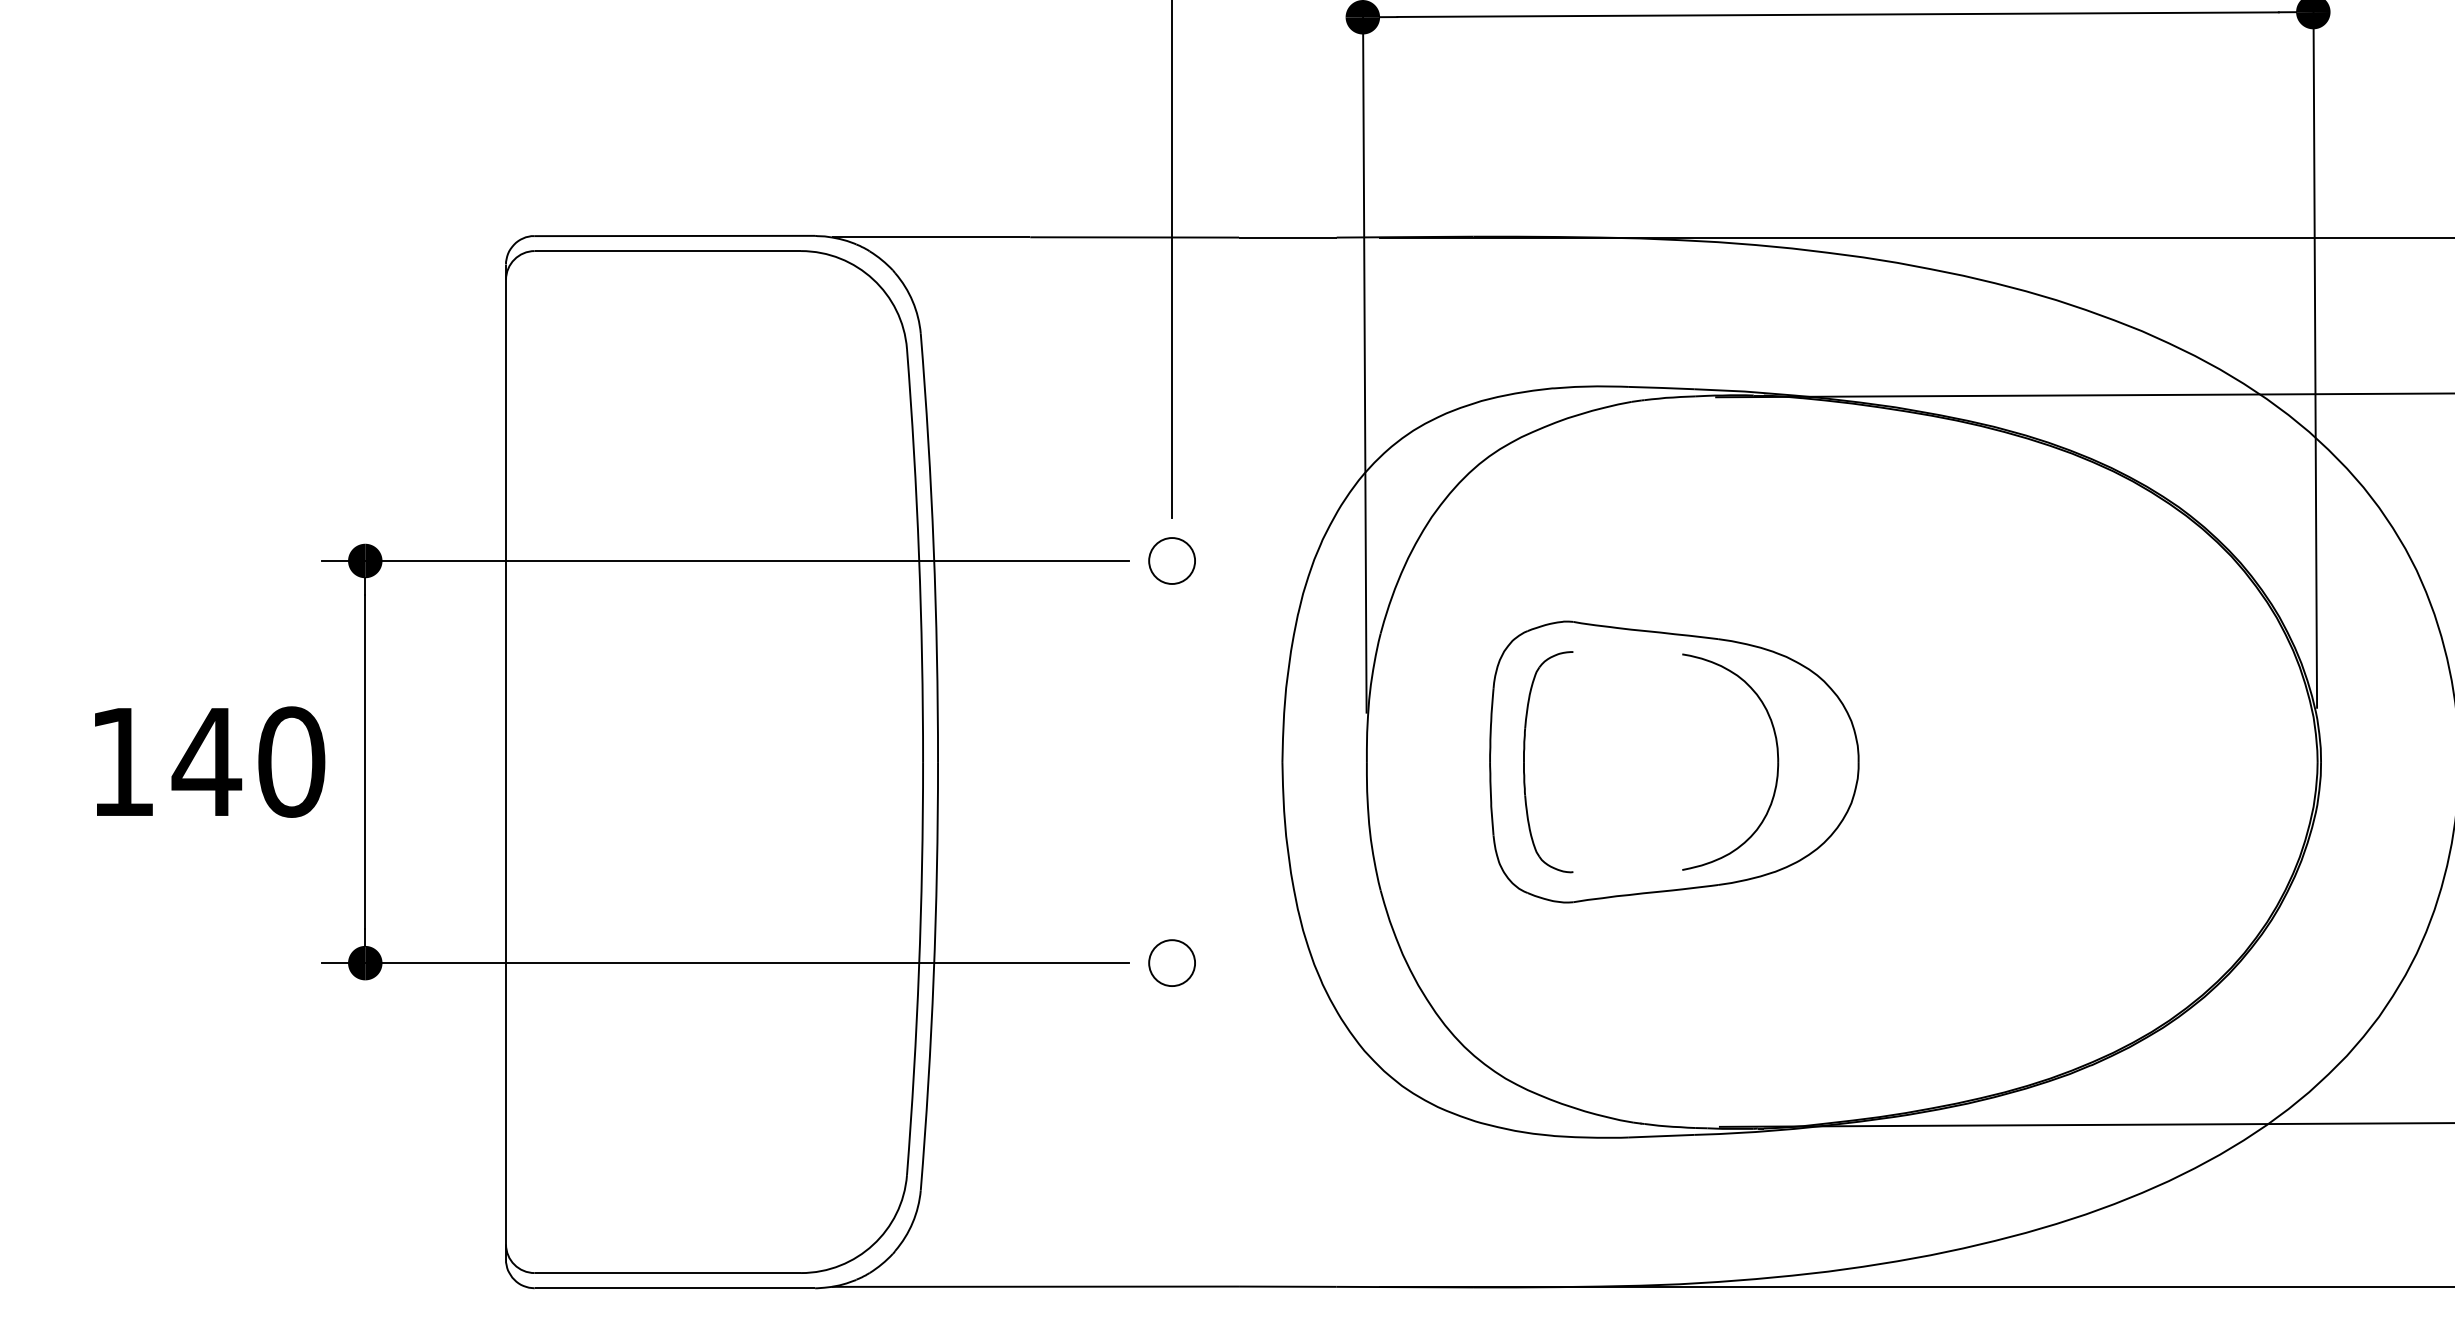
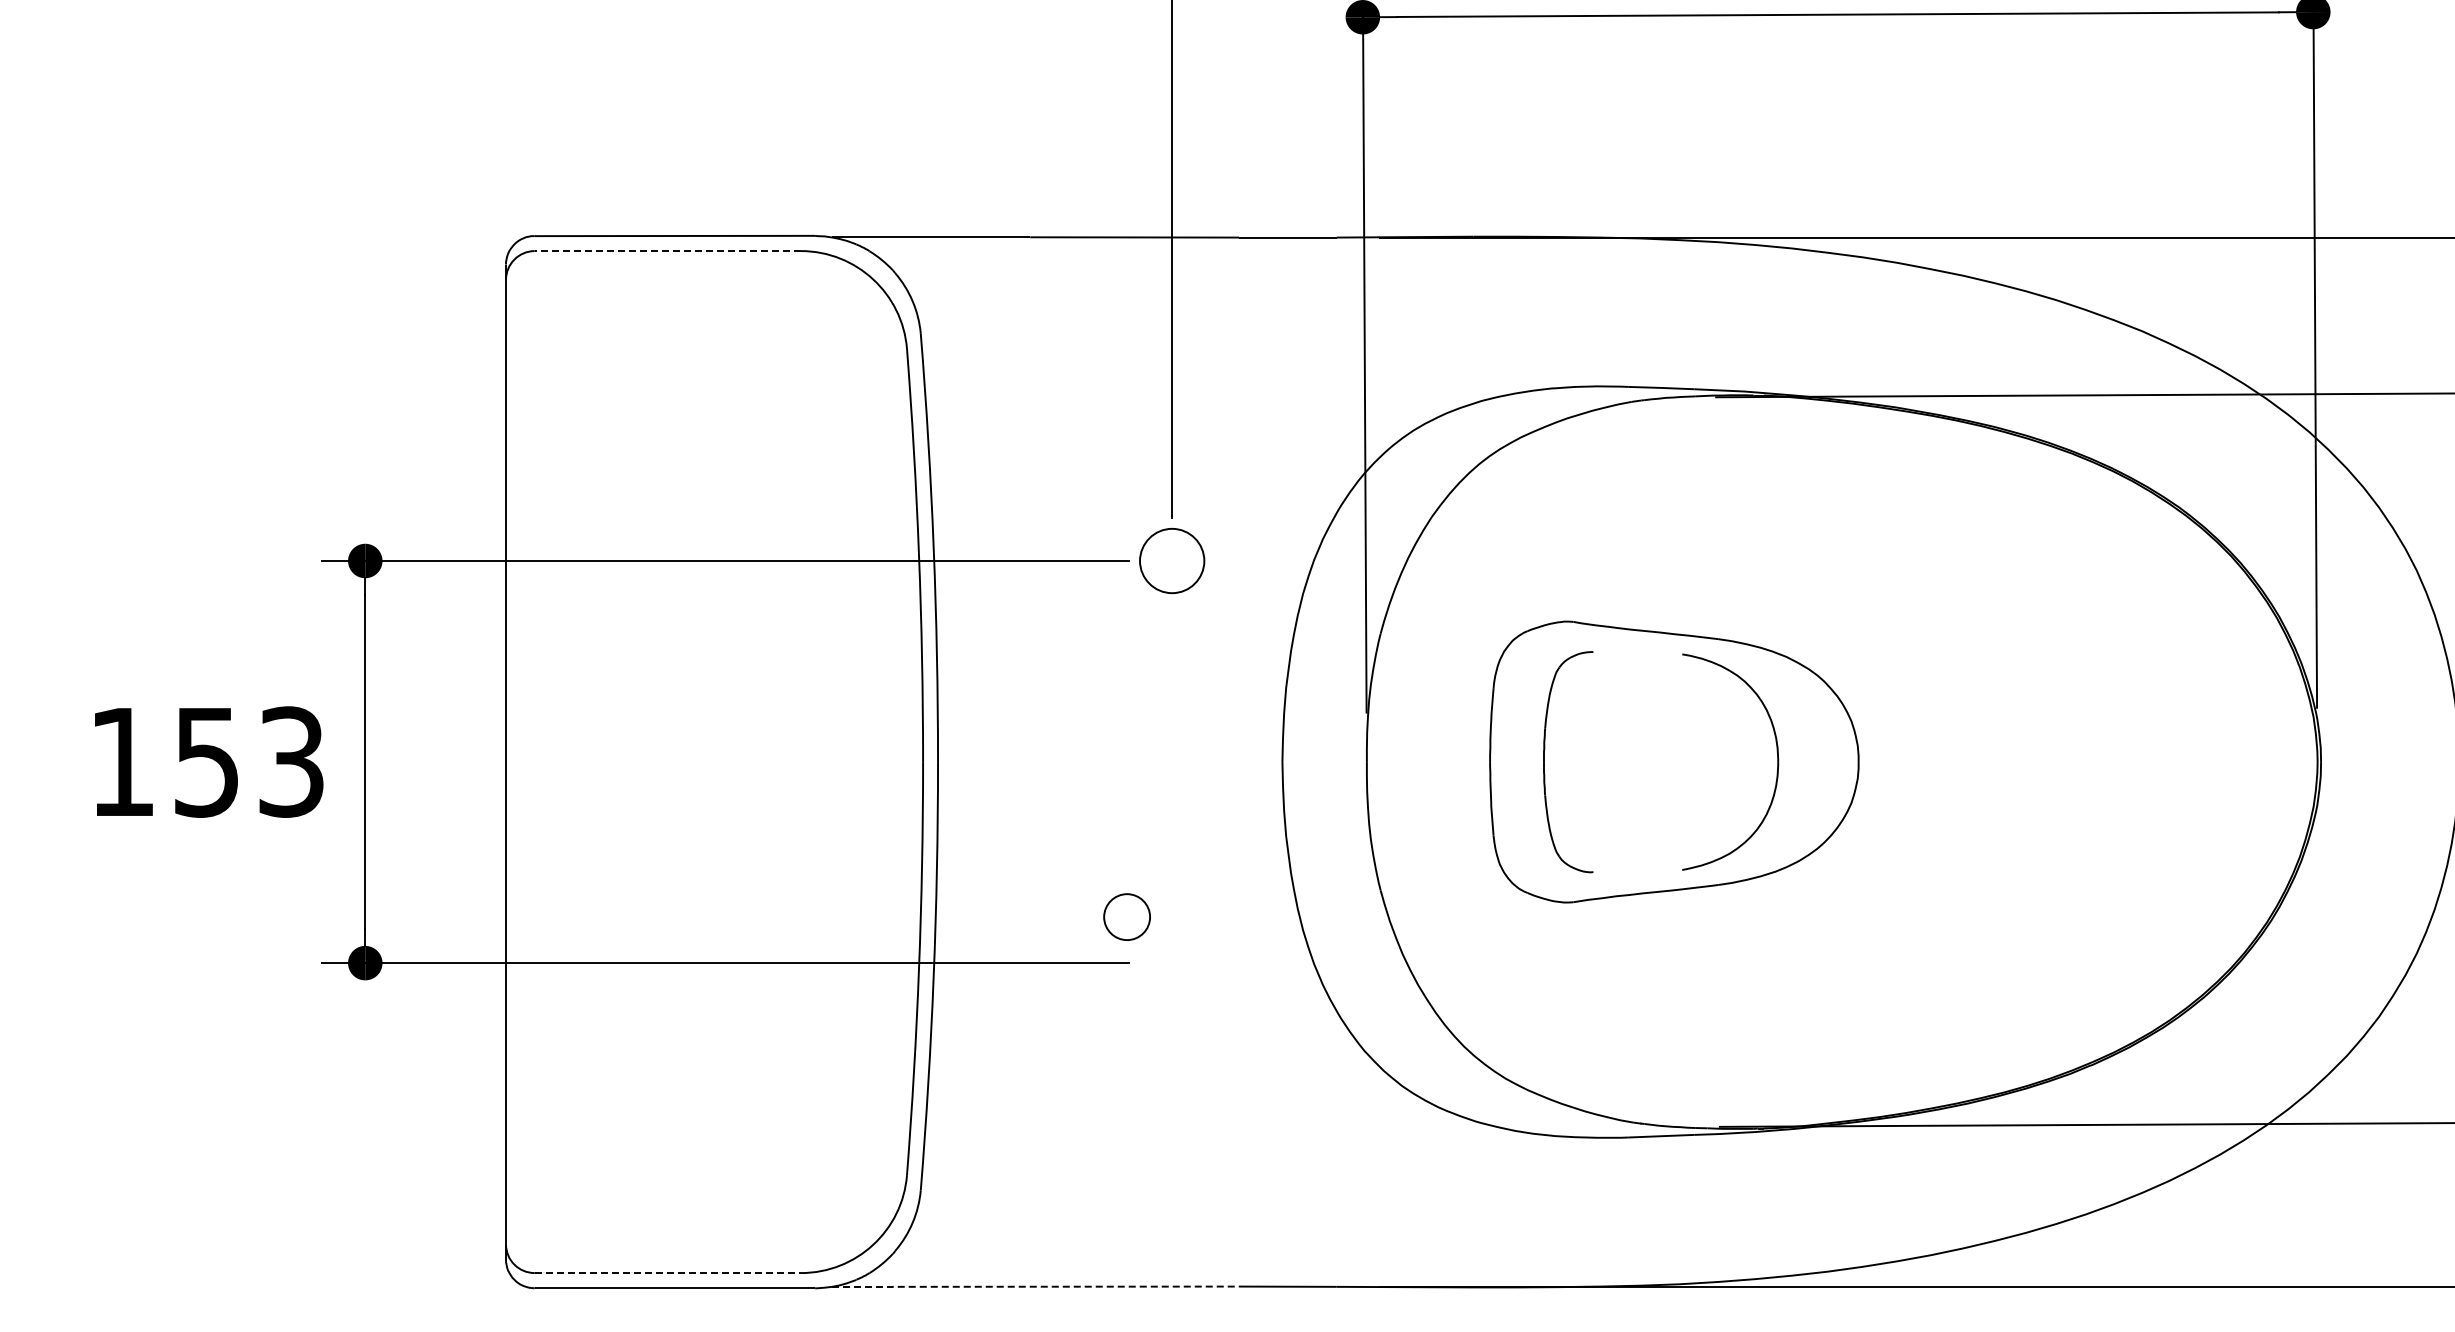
line: solid -> dashed (667, 251)
part size: 48x48 px -> 67x67 px (1172, 561)
text: 140 -> 153 (248, 761)
part position: (1524, 762) -> (1544, 762) (1544, 762)
part position: (1171, 962) -> (1126, 916) (1126, 916)
line: solid -> dashed (668, 1273)
line: solid -> dashed (1035, 1286)
